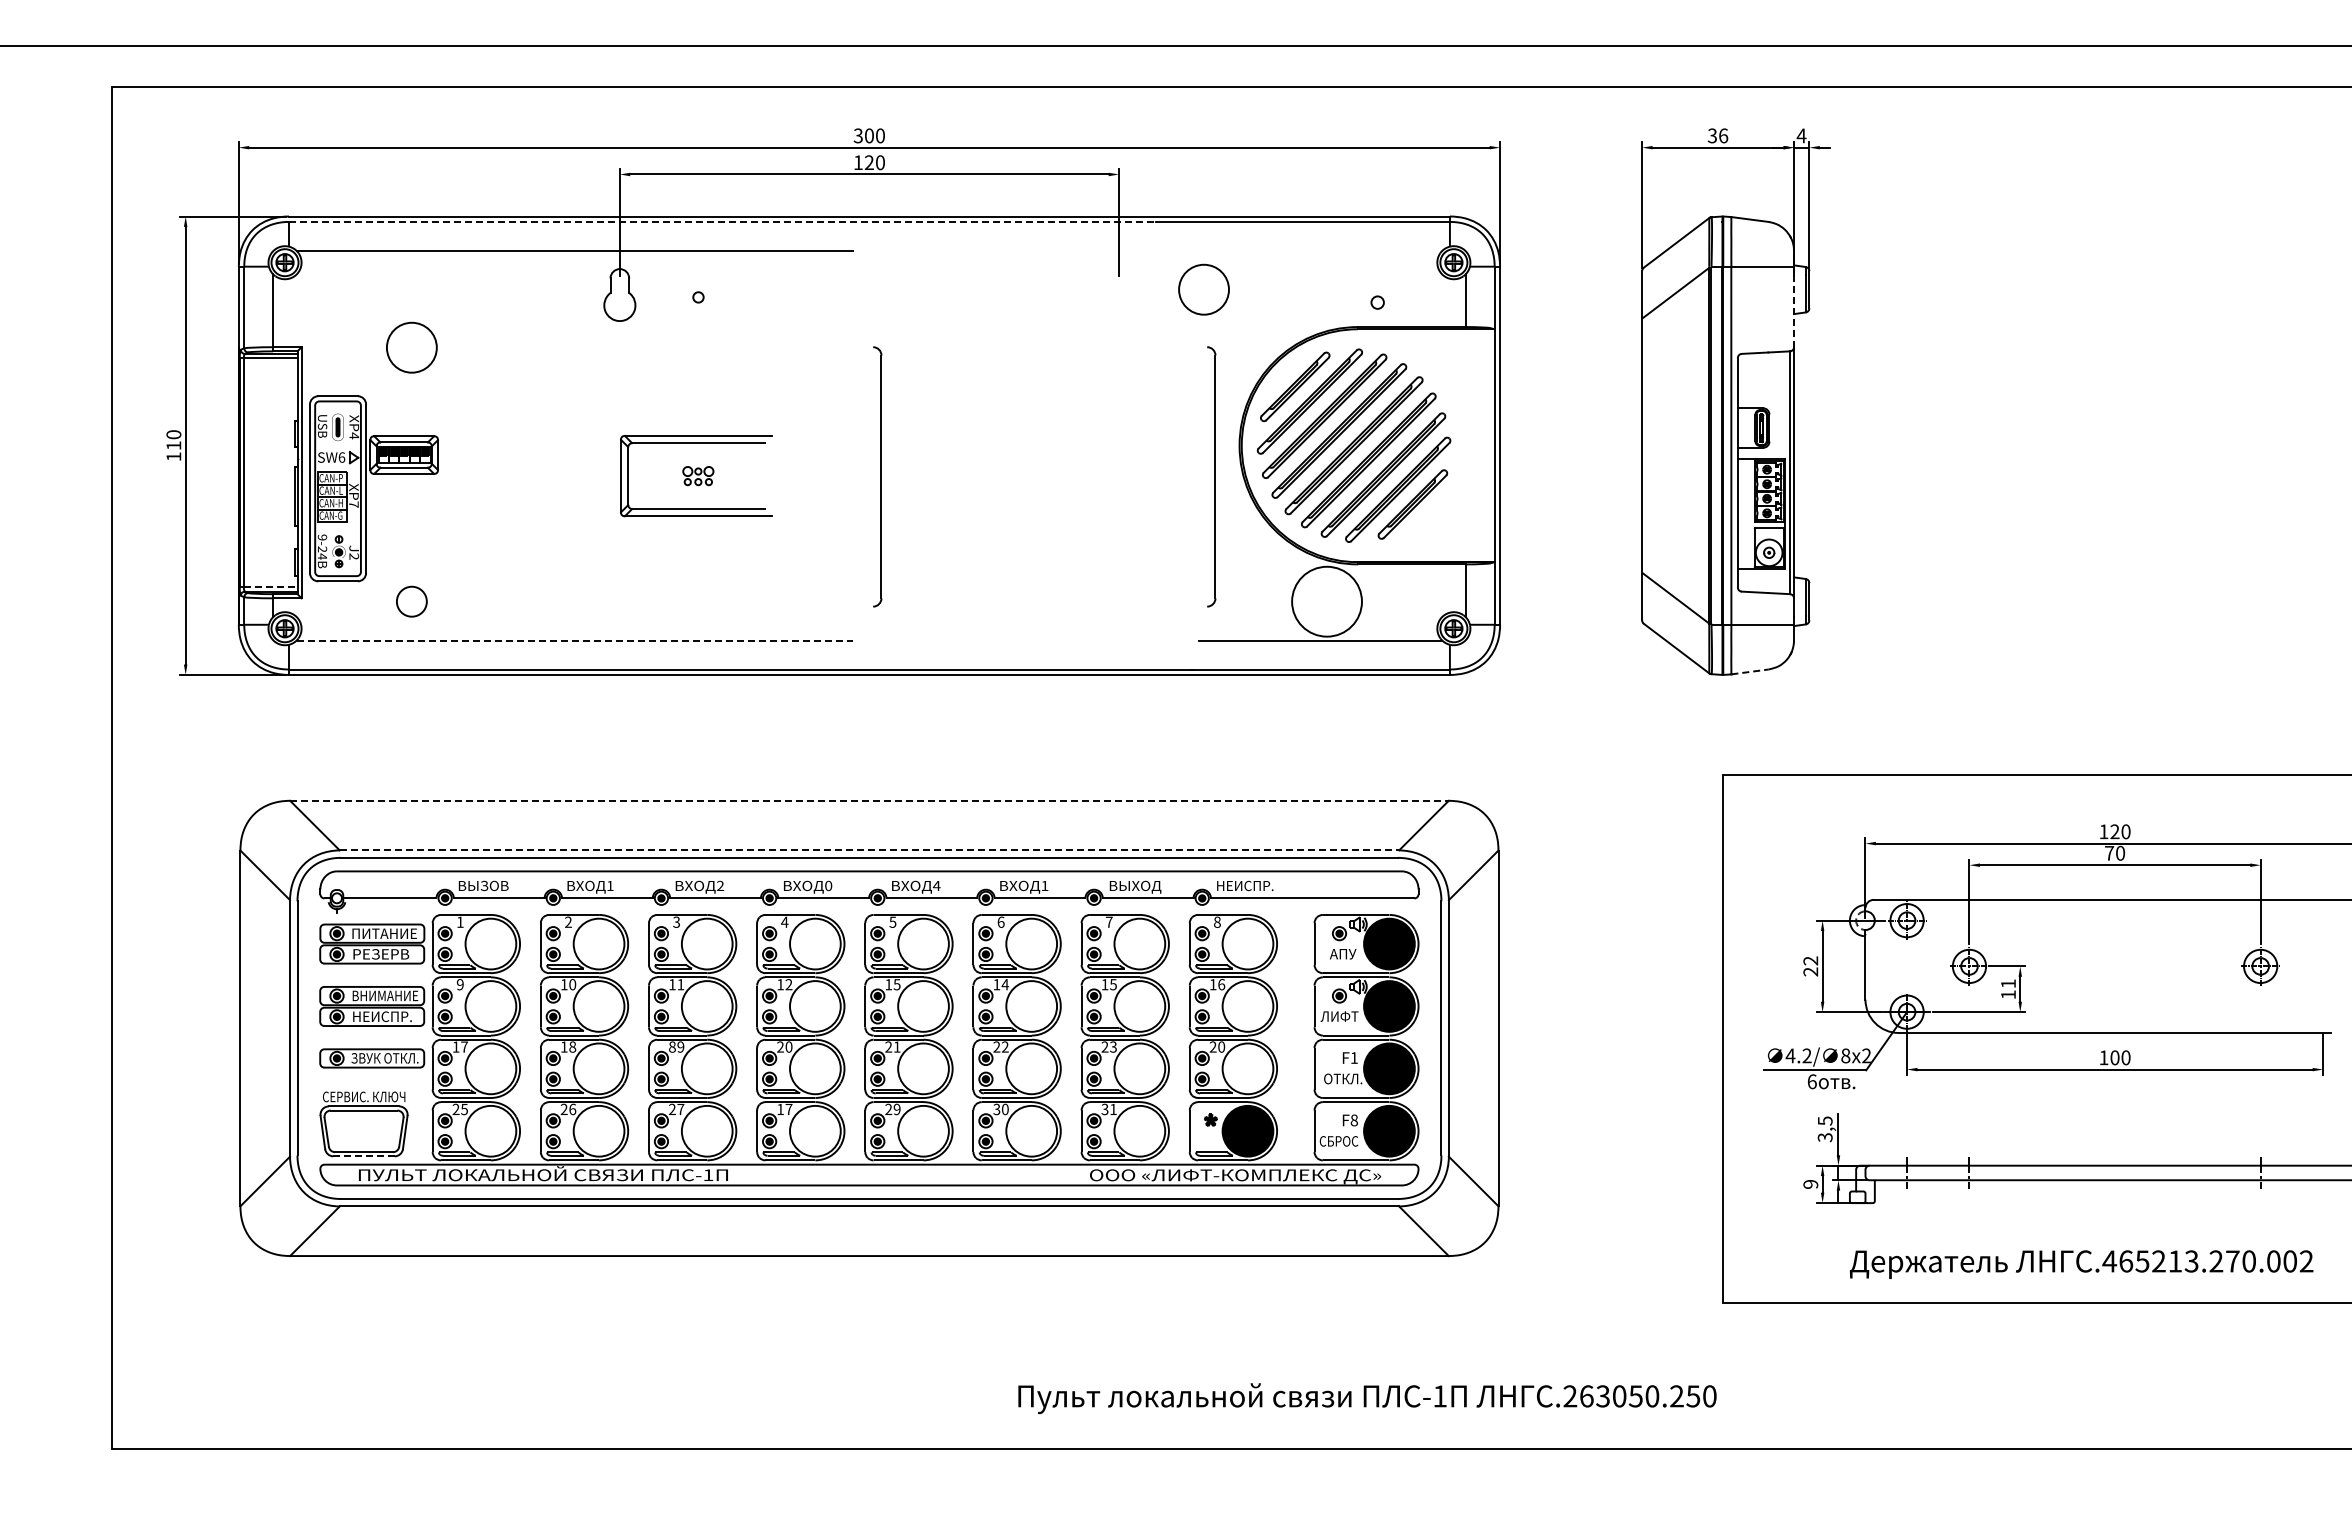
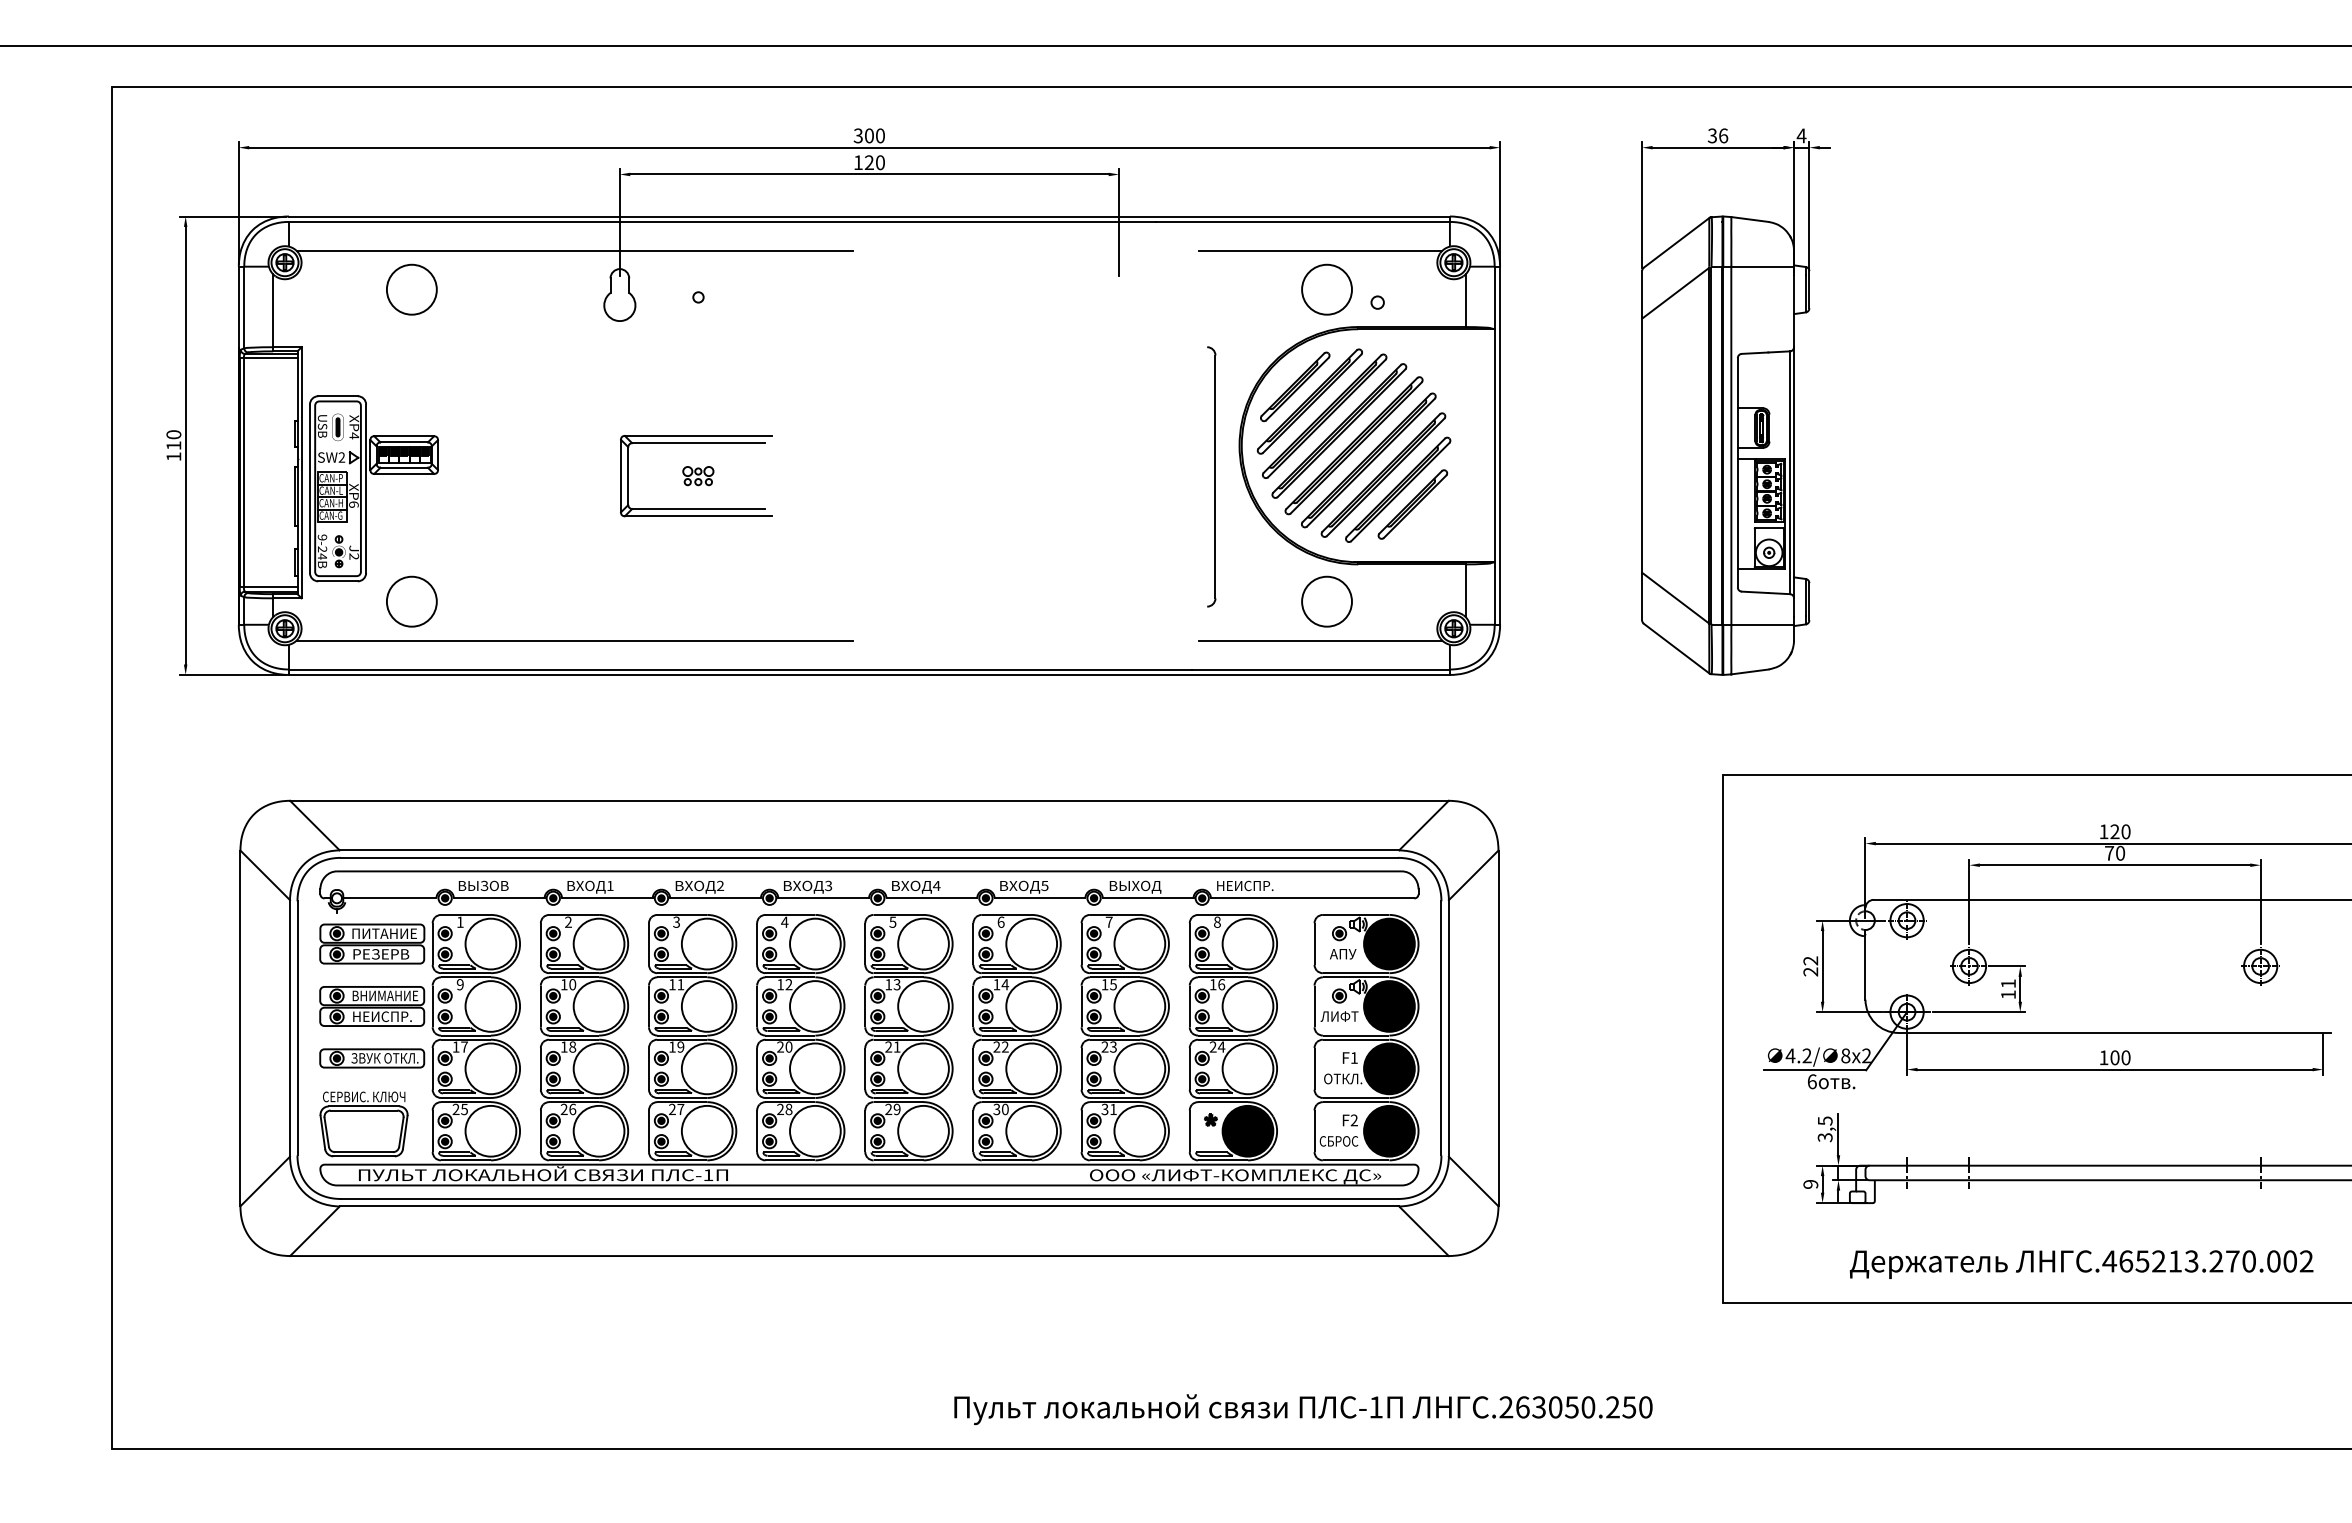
line: dashed -> solid (722, 221)
line: none -> present (1320, 250)
circle position: (1203, 289) -> (1326, 289) (1326, 289)
line: dashed -> solid (1794, 311)
circle position: (411, 347) -> (411, 289) (411, 289)
text: SW6 -> SW2 (341, 457)
part: present -> none (877, 476)
text: XP7 -> XP6 (353, 504)
line: dashed -> solid (270, 587)
circle diameter: 30 px -> 50 px (411, 601)
circle diameter: 70 px -> 50 px (1326, 601)
line: dashed -> solid (575, 640)
line: dashed -> solid (1750, 671)
line: dashed -> solid (869, 800)
line: dashed -> solid (869, 850)
text: 0 -> 3 (828, 885)
text: 1 -> 5 (1044, 886)
text: 15 -> 13 (897, 984)
text: 89 -> 19 (672, 1046)
text: 20 -> 24 (1221, 1046)
text: 17 -> 28 (784, 1109)
text: F8 -> F2 (1353, 1120)
line: dashed -> solid (364, 1156)
text position: (1367, 1398) -> (1303, 1409) (1303, 1409)
